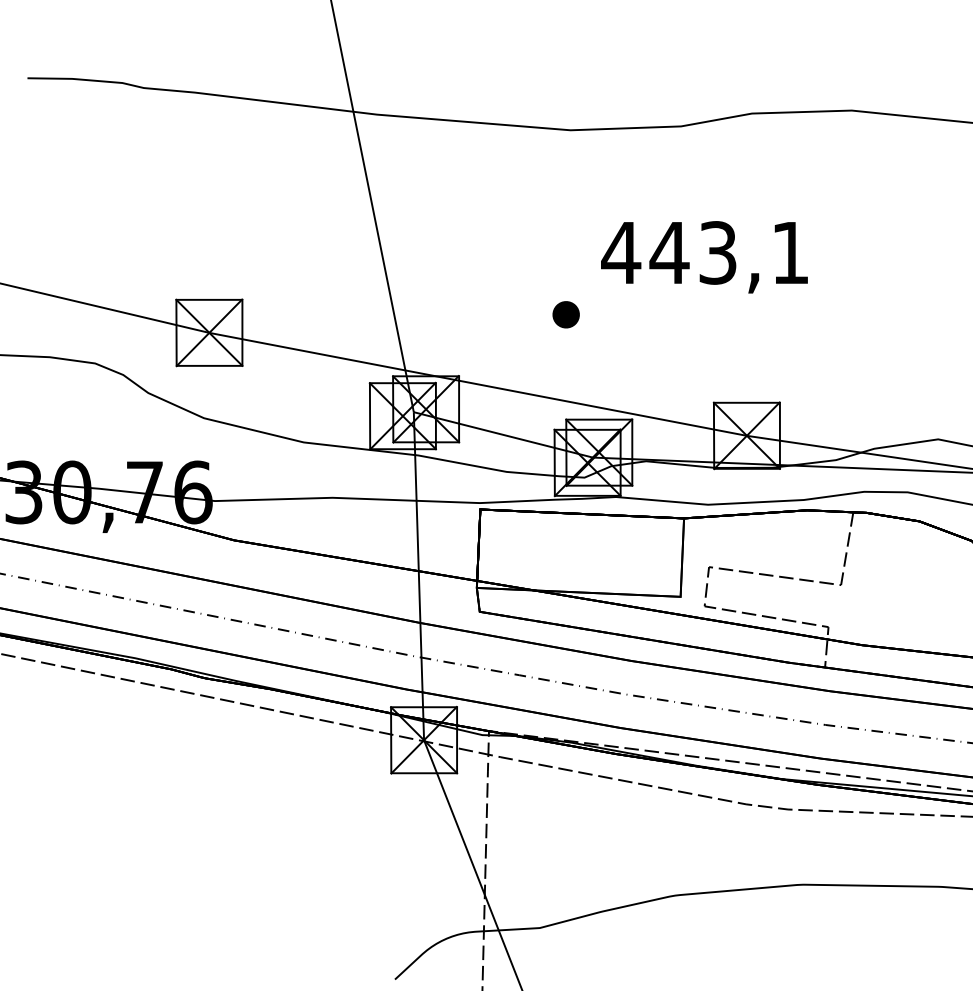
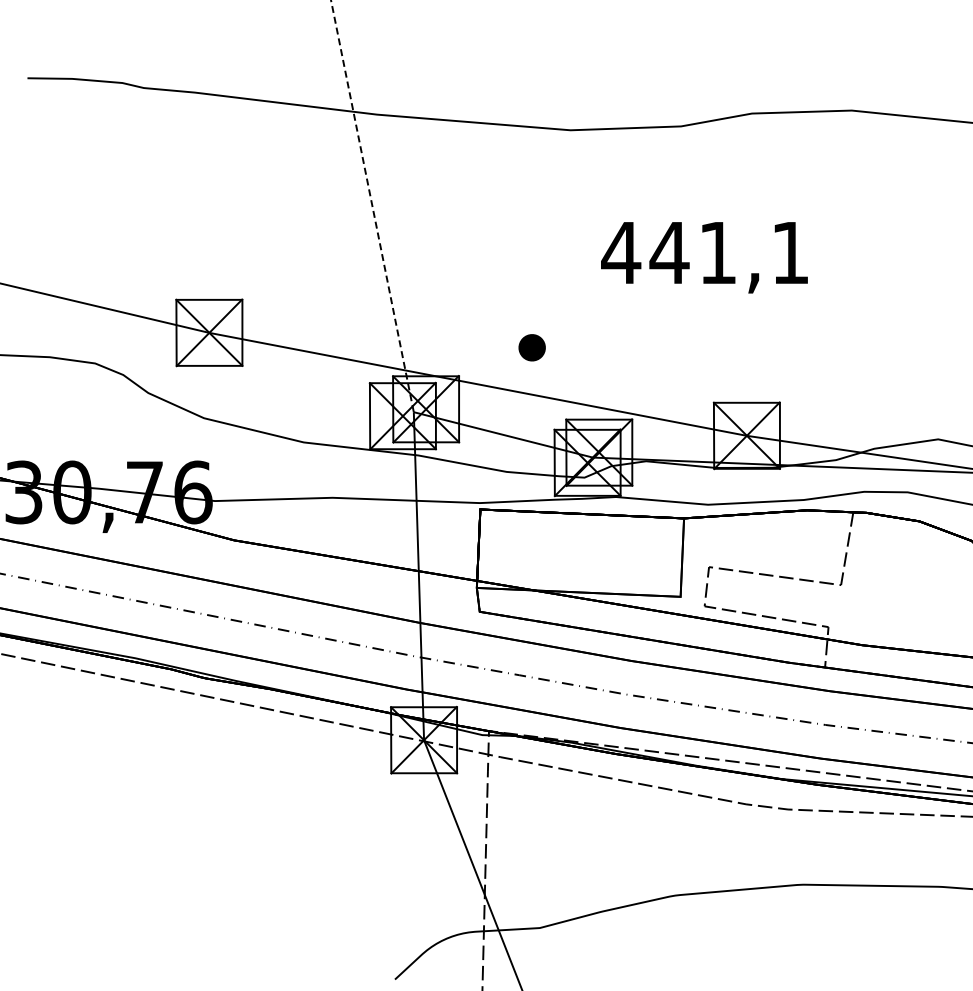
line: solid -> dashed (372, 206)
text: 443,1 -> 441,1 (717, 252)
part position: (565, 314) -> (531, 347) (531, 347)
